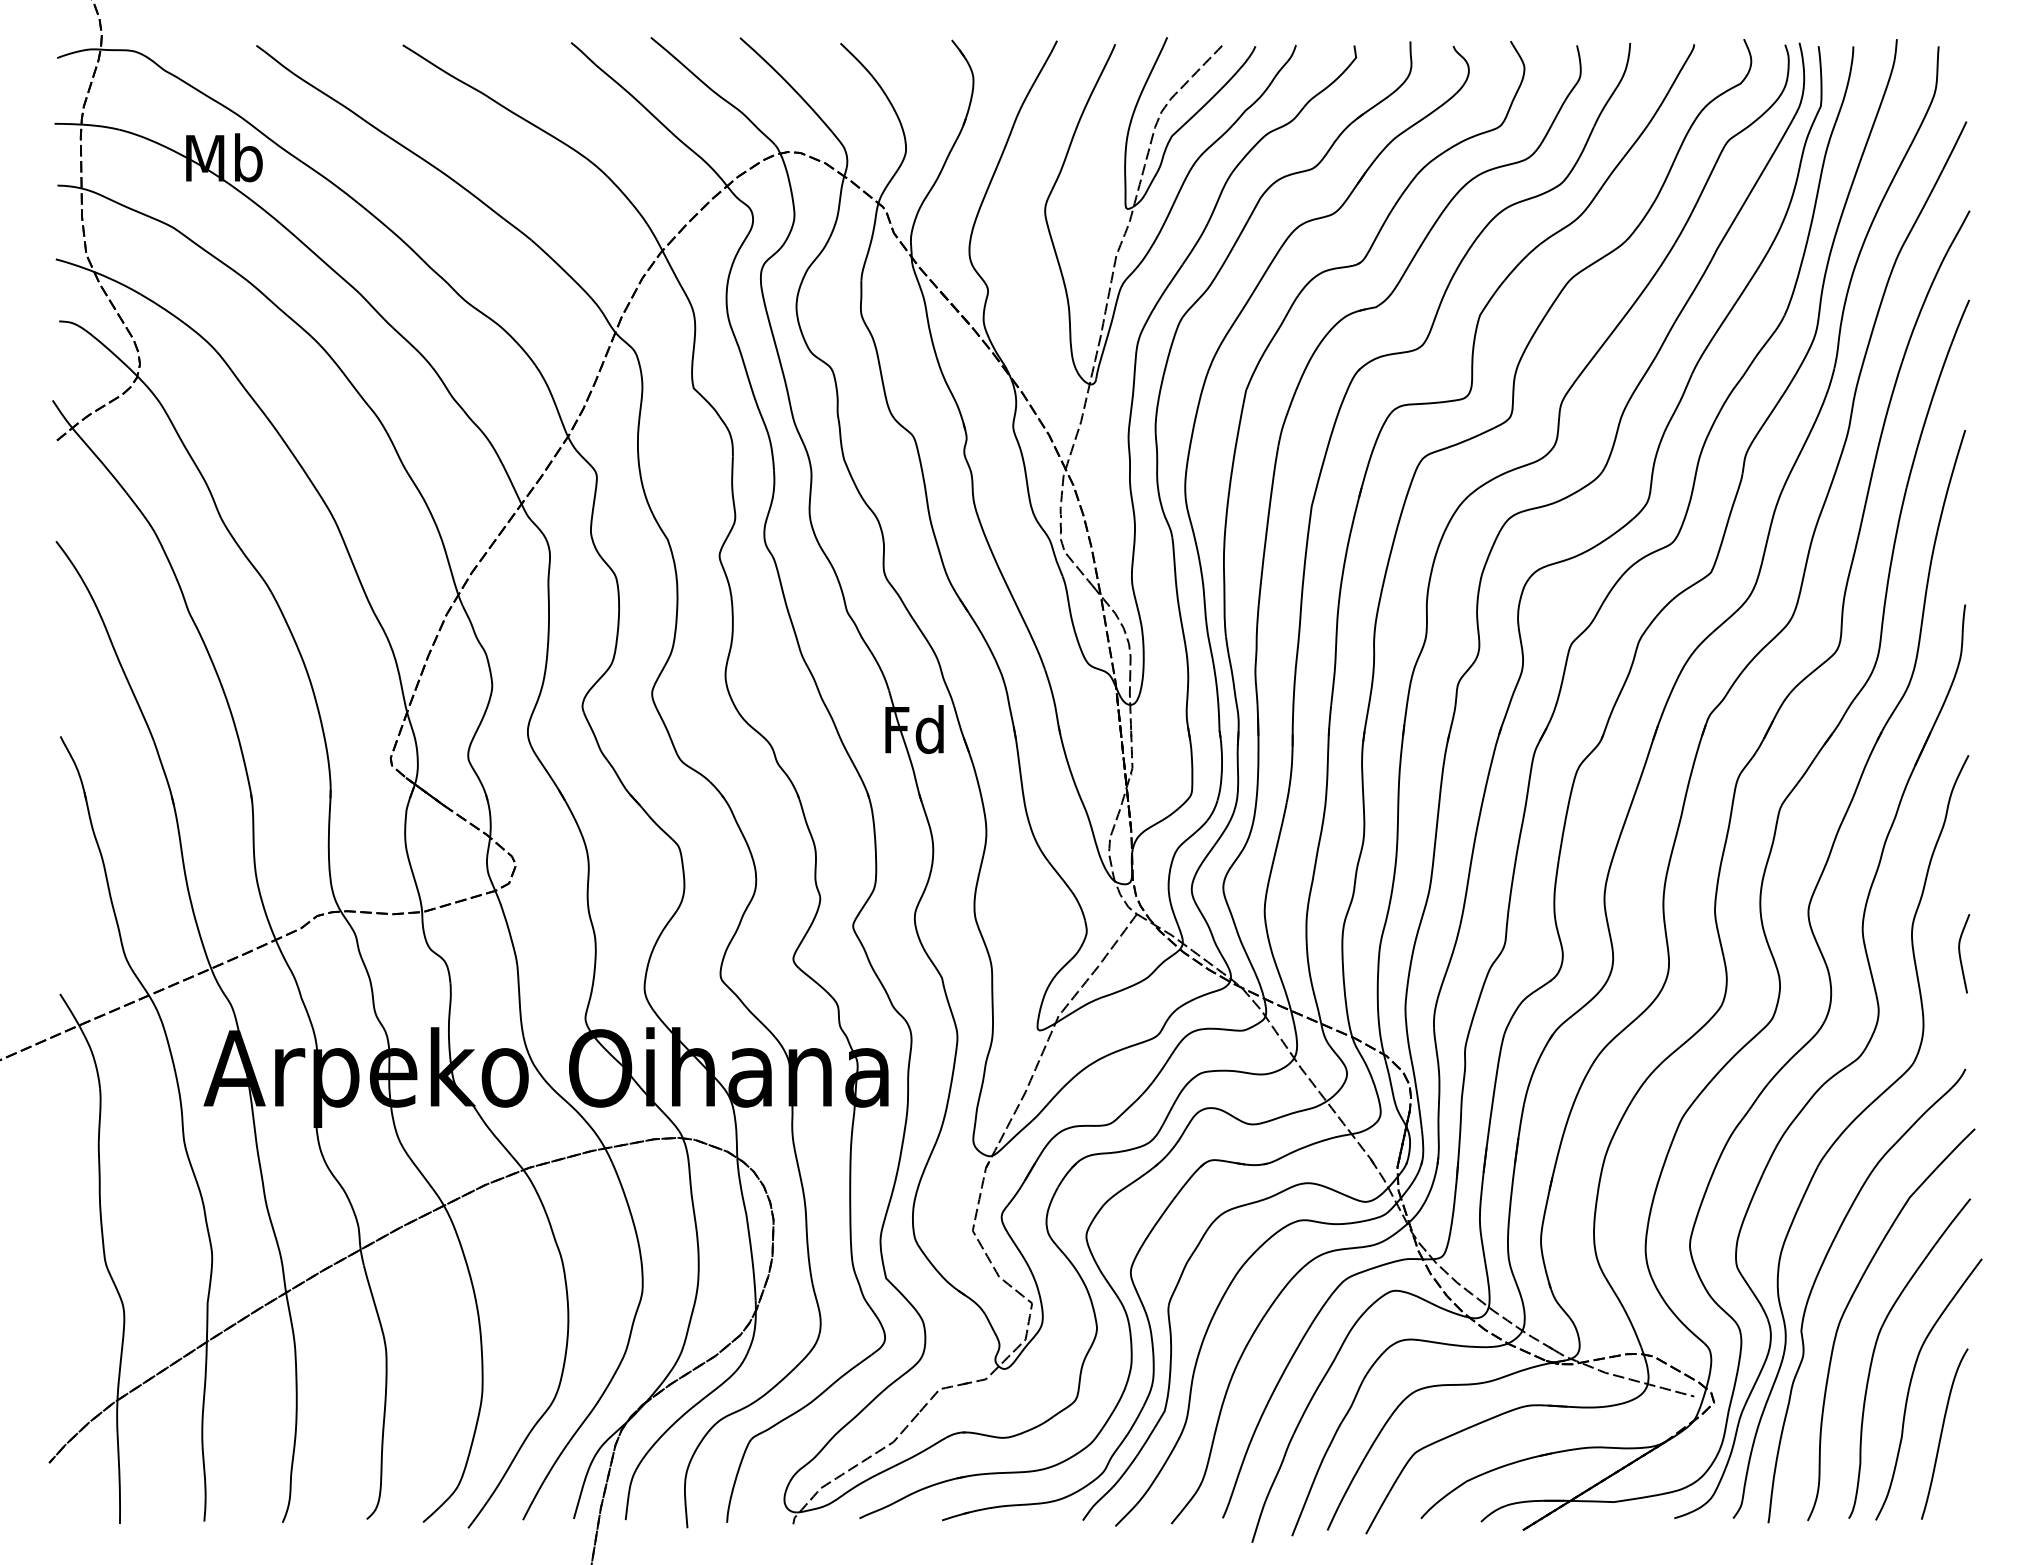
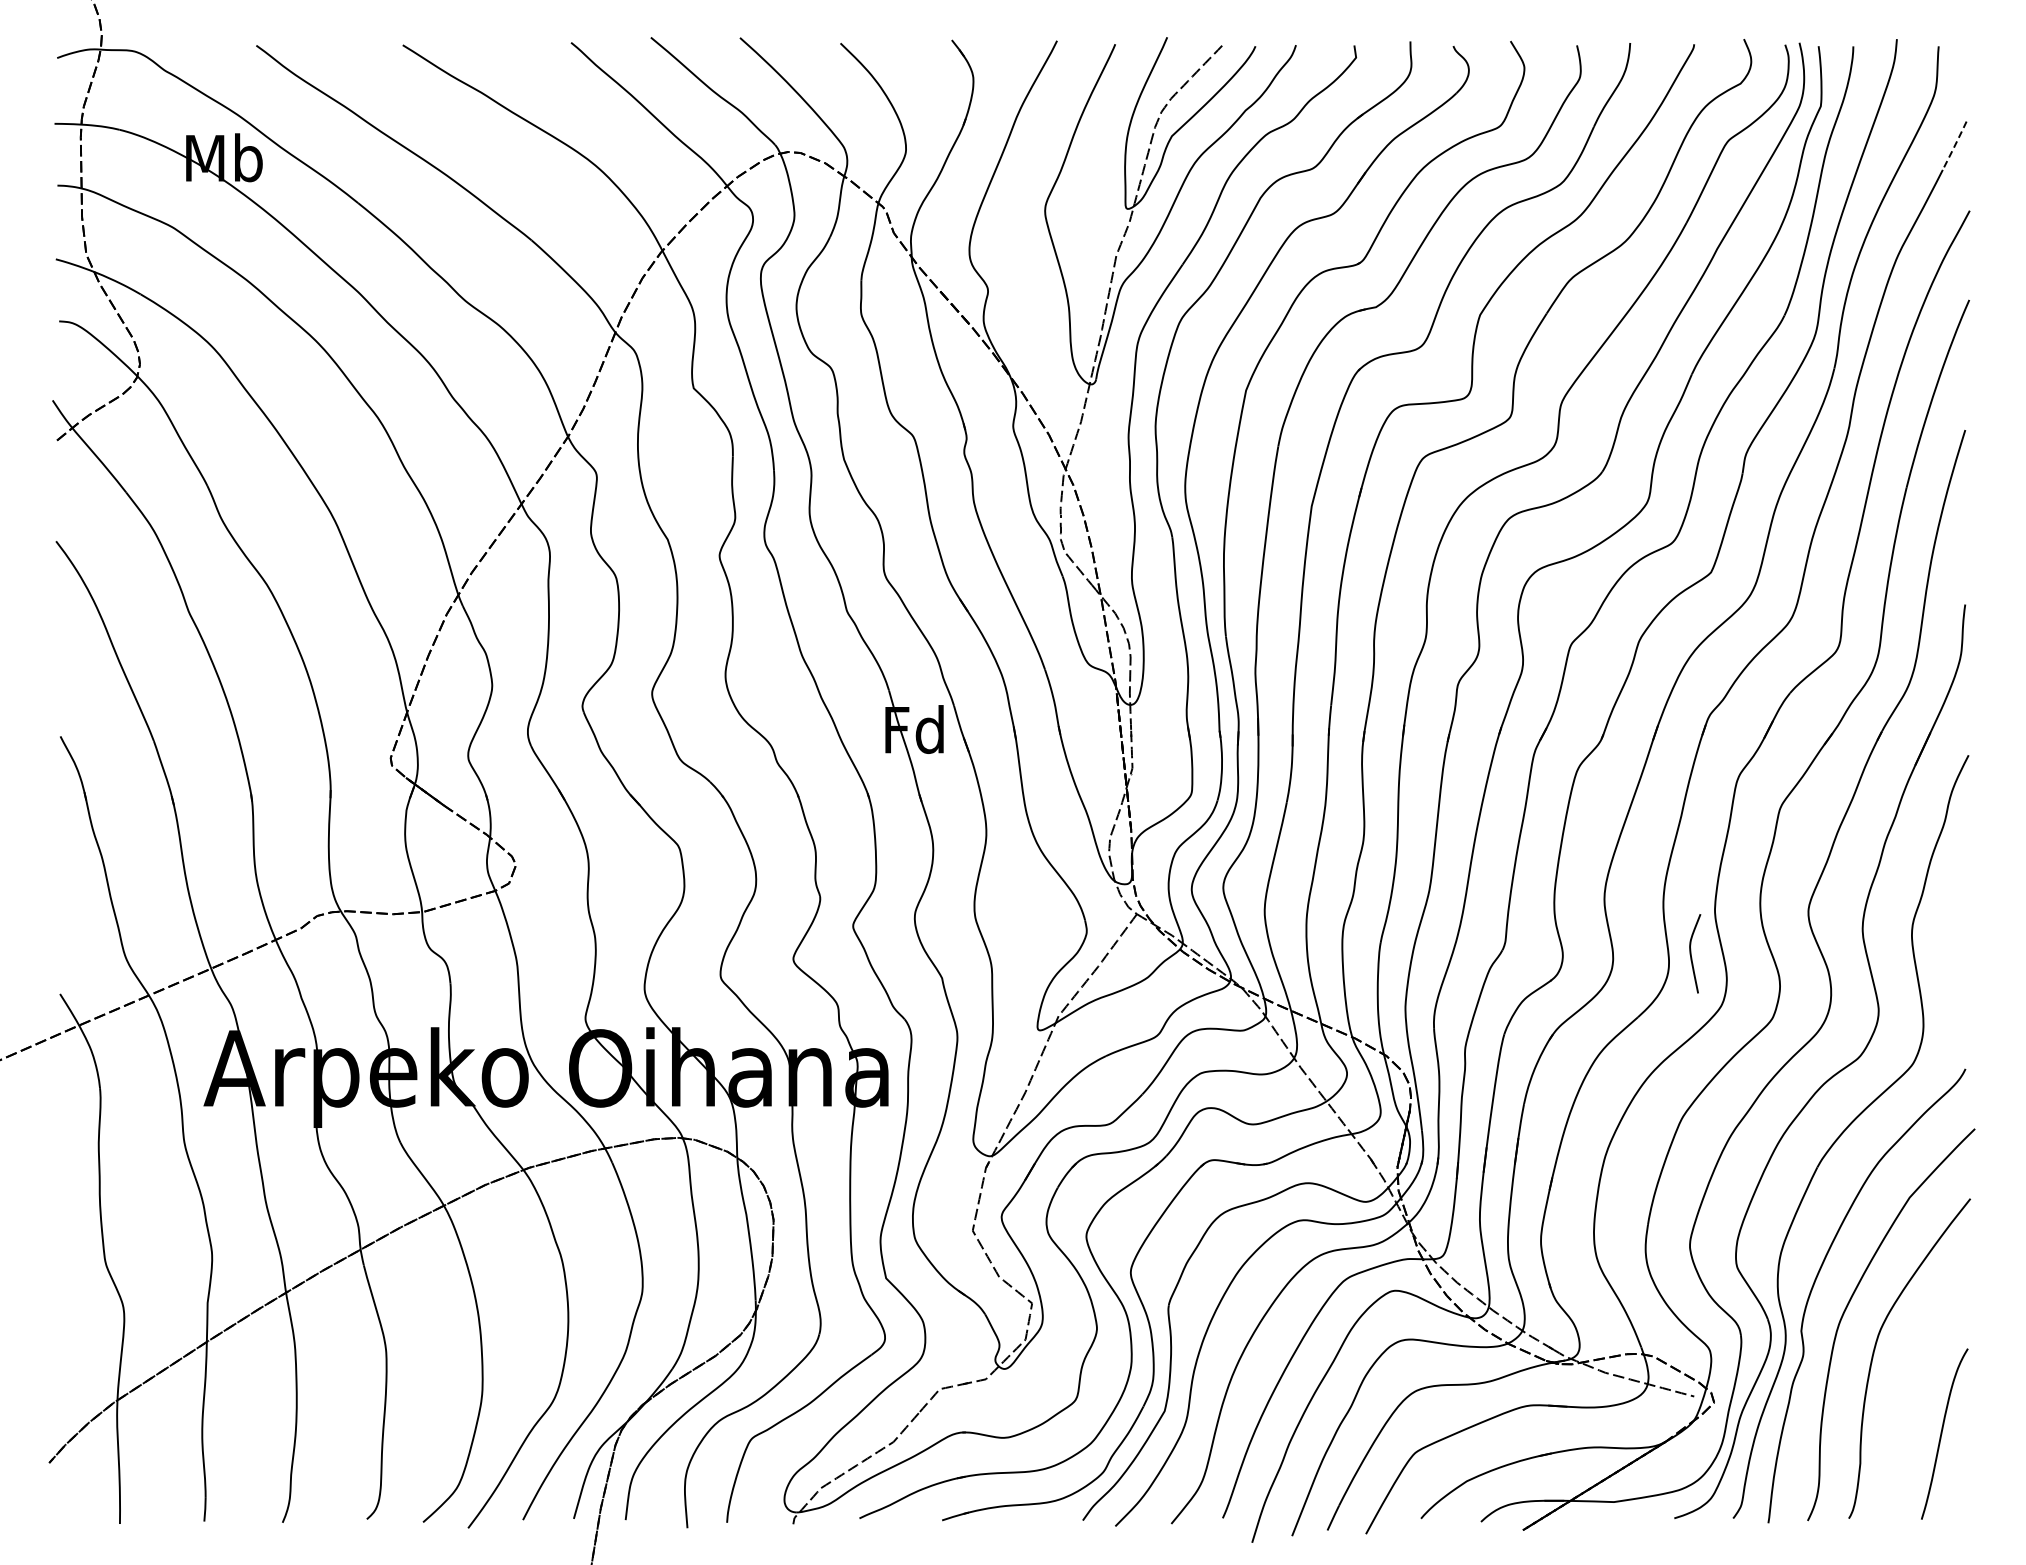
line: solid -> dashed (1954, 145)
curve position: (1960, 953) -> (1691, 953) (1691, 953)
curve: present -> none (1911, 1383)
